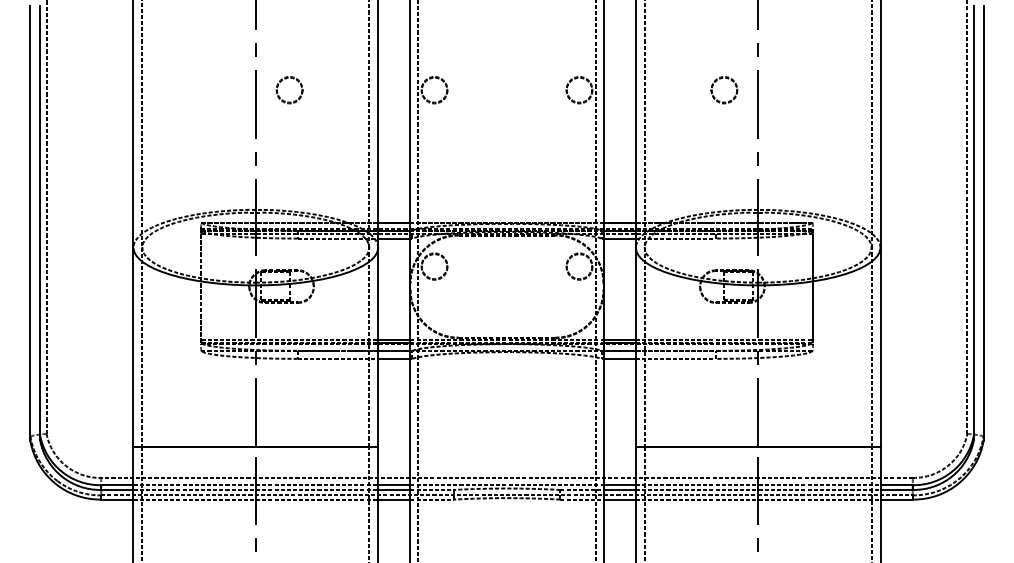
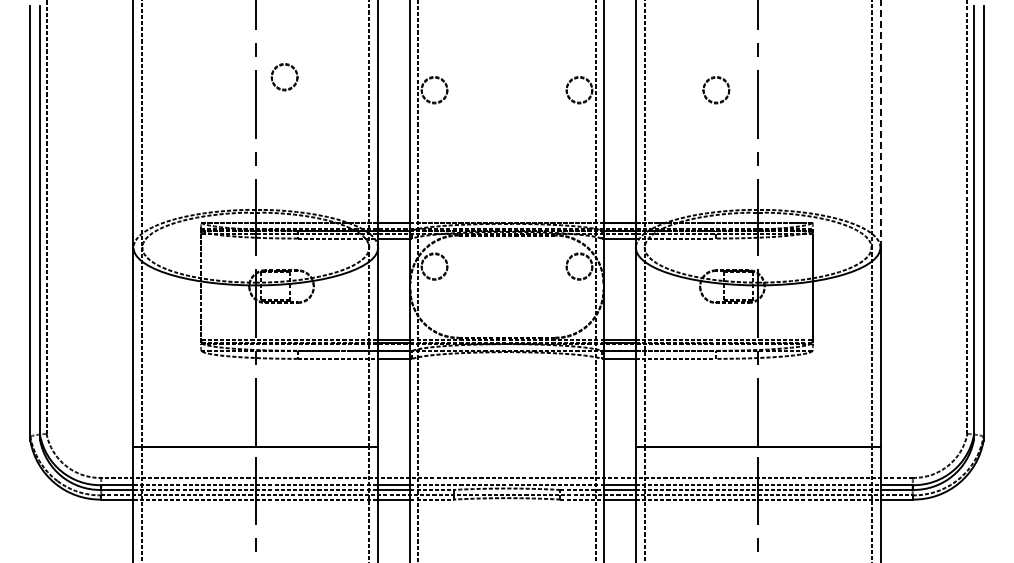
part position: (289, 101) -> (284, 88) (284, 88)
part position: (724, 101) -> (716, 101) (716, 101)
line: solid -> dashed (880, 123)
